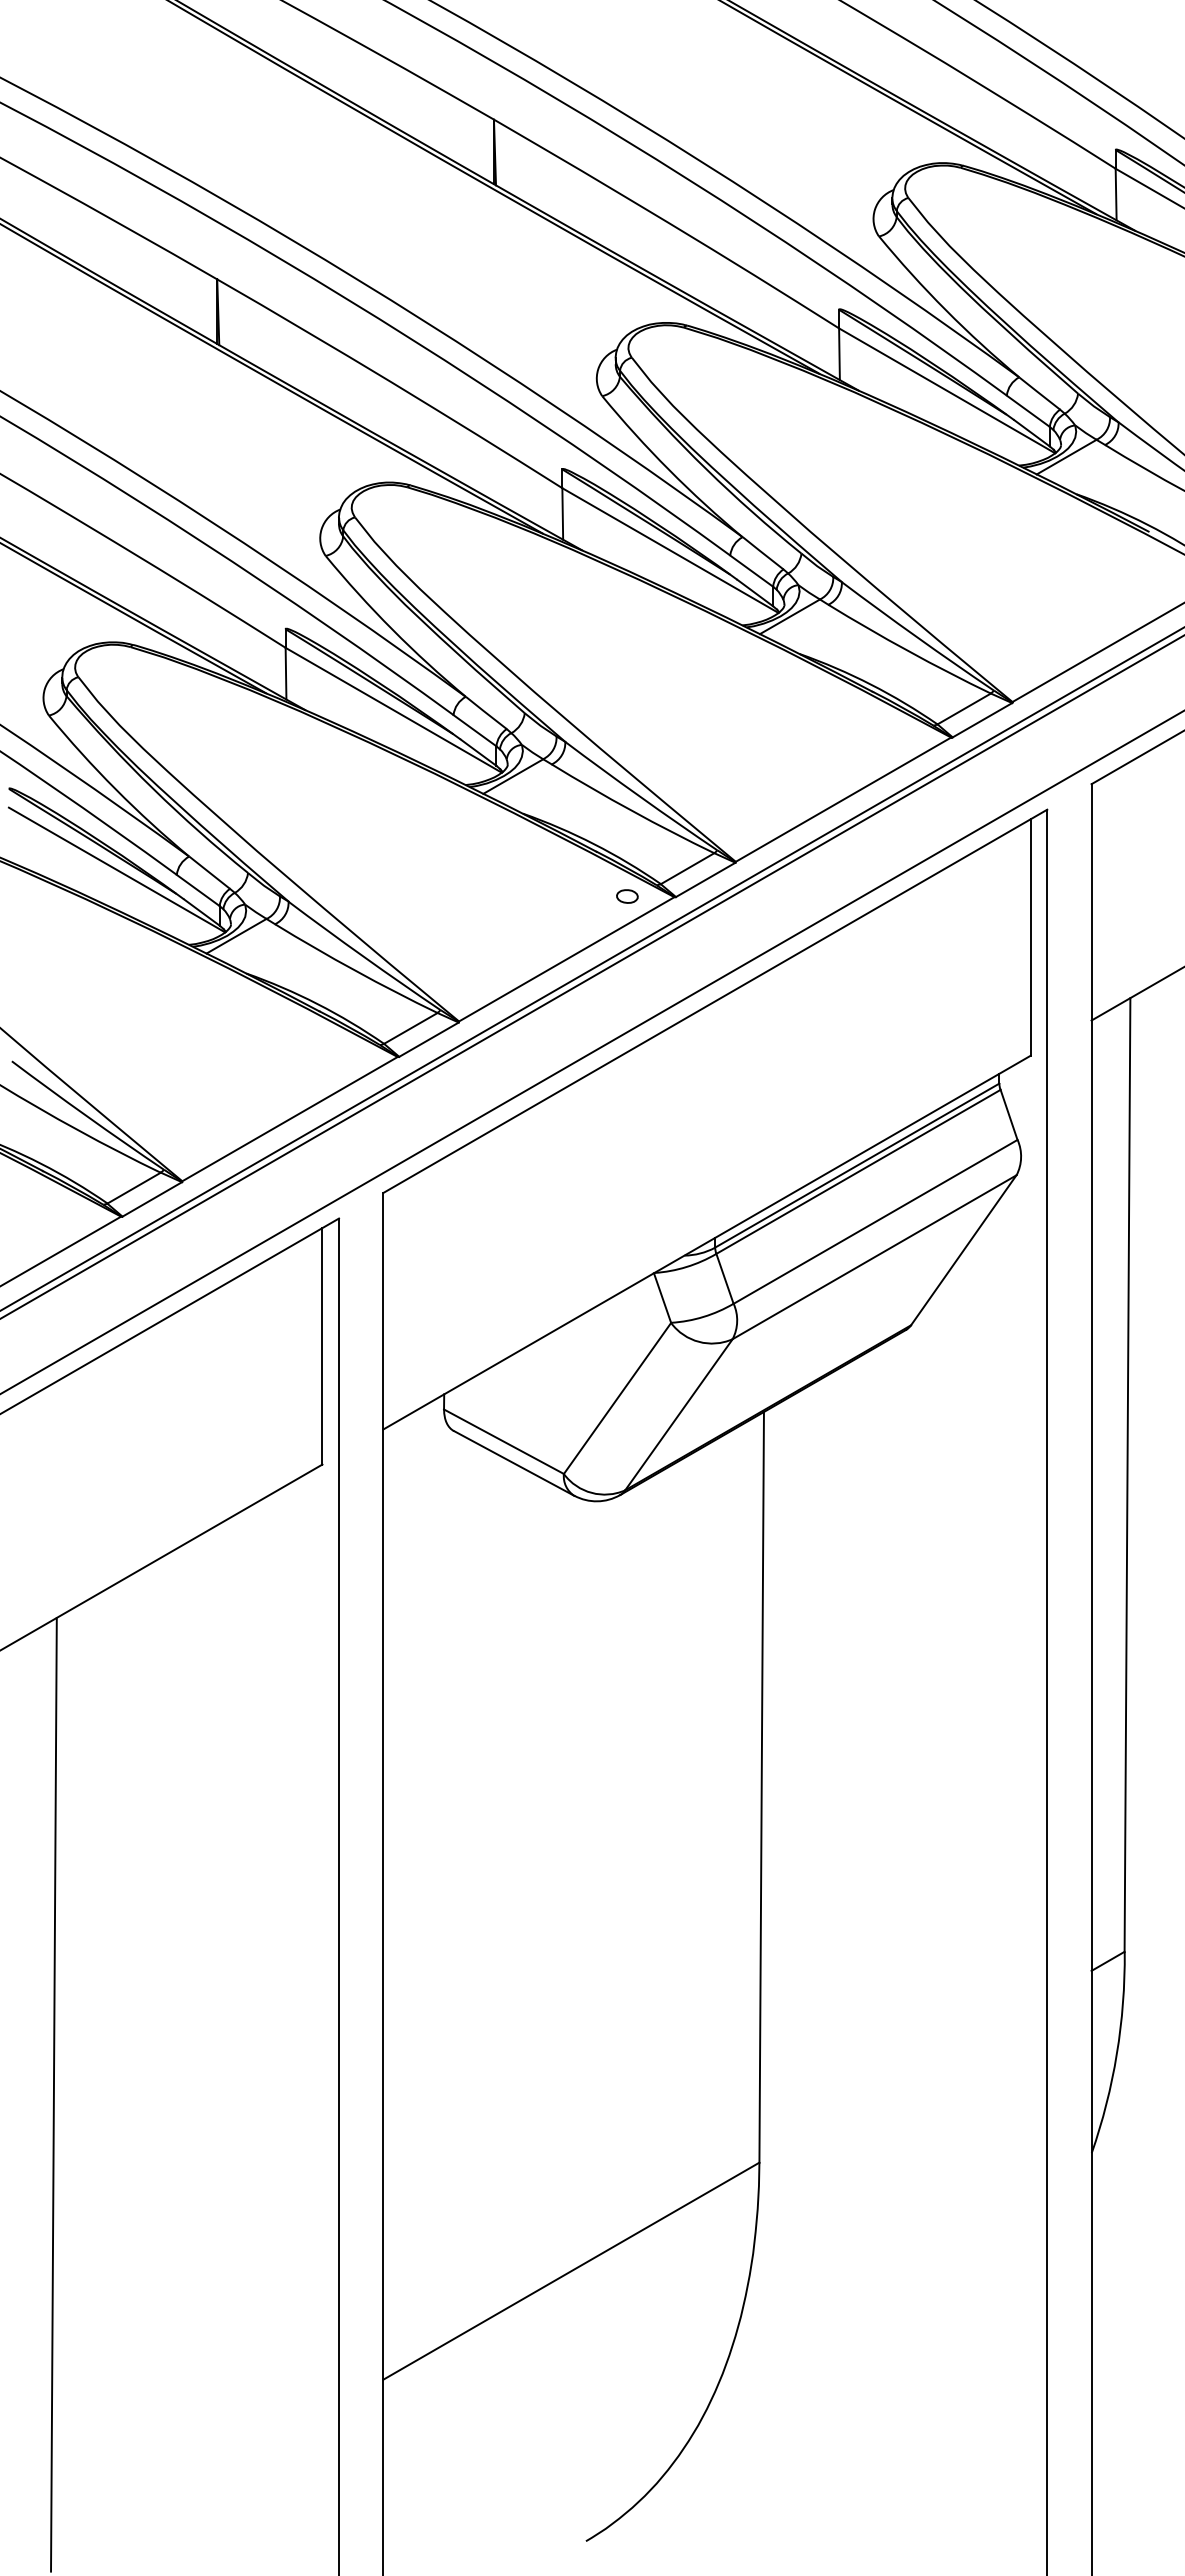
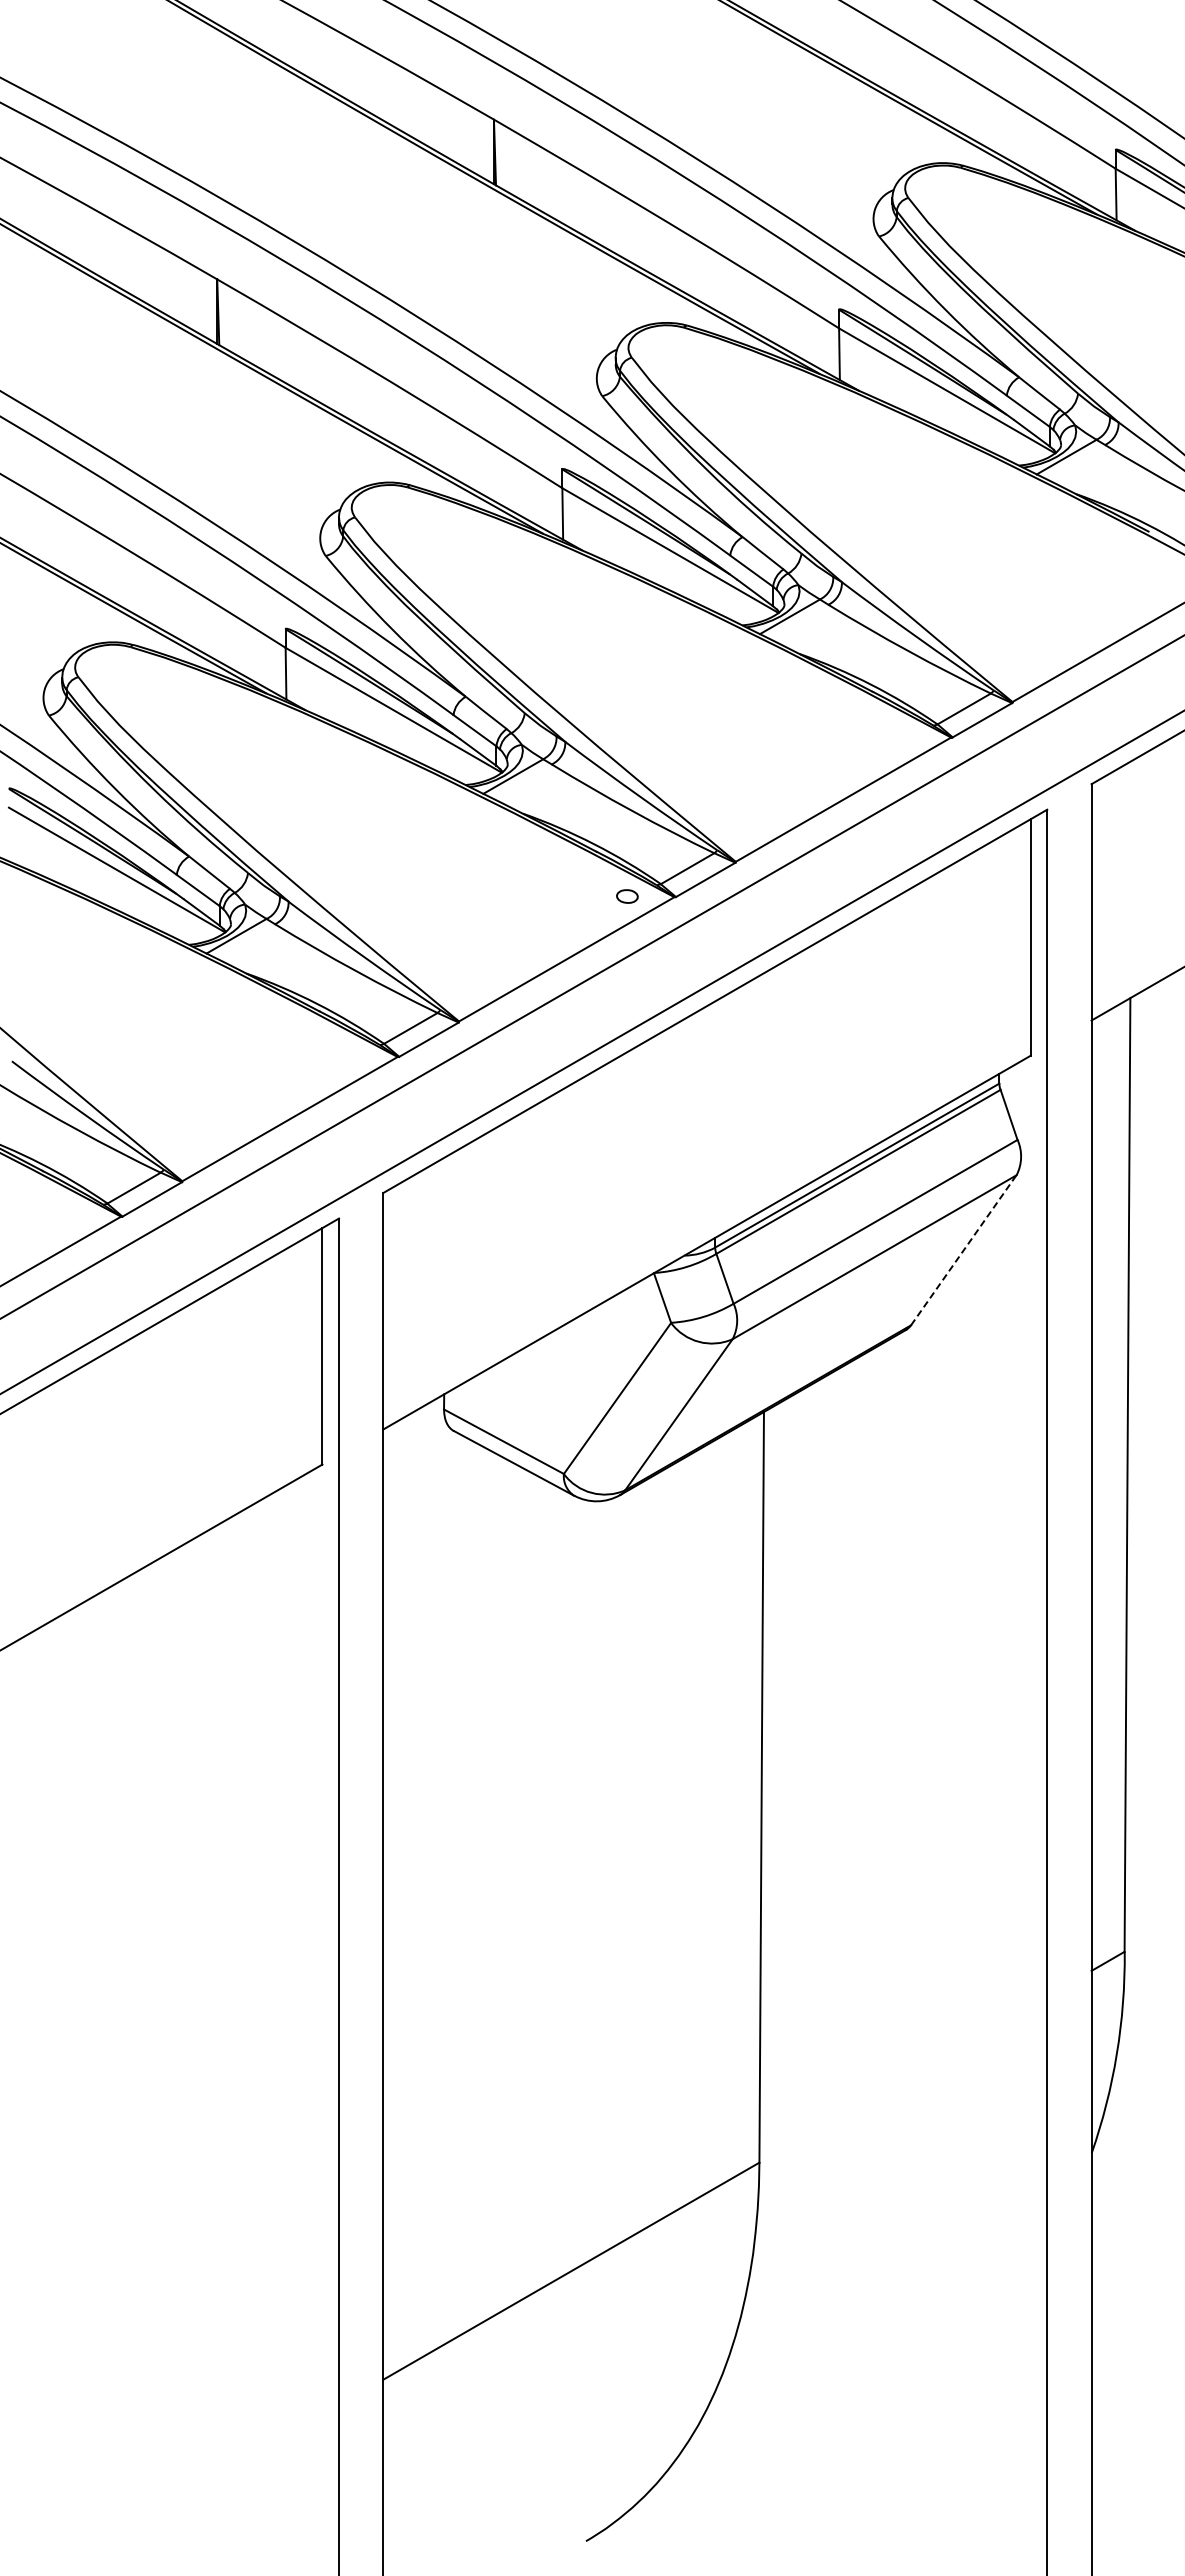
line: present -> none (591, 968)
line: solid -> dashed (963, 1250)
line: present -> none (53, 2094)
